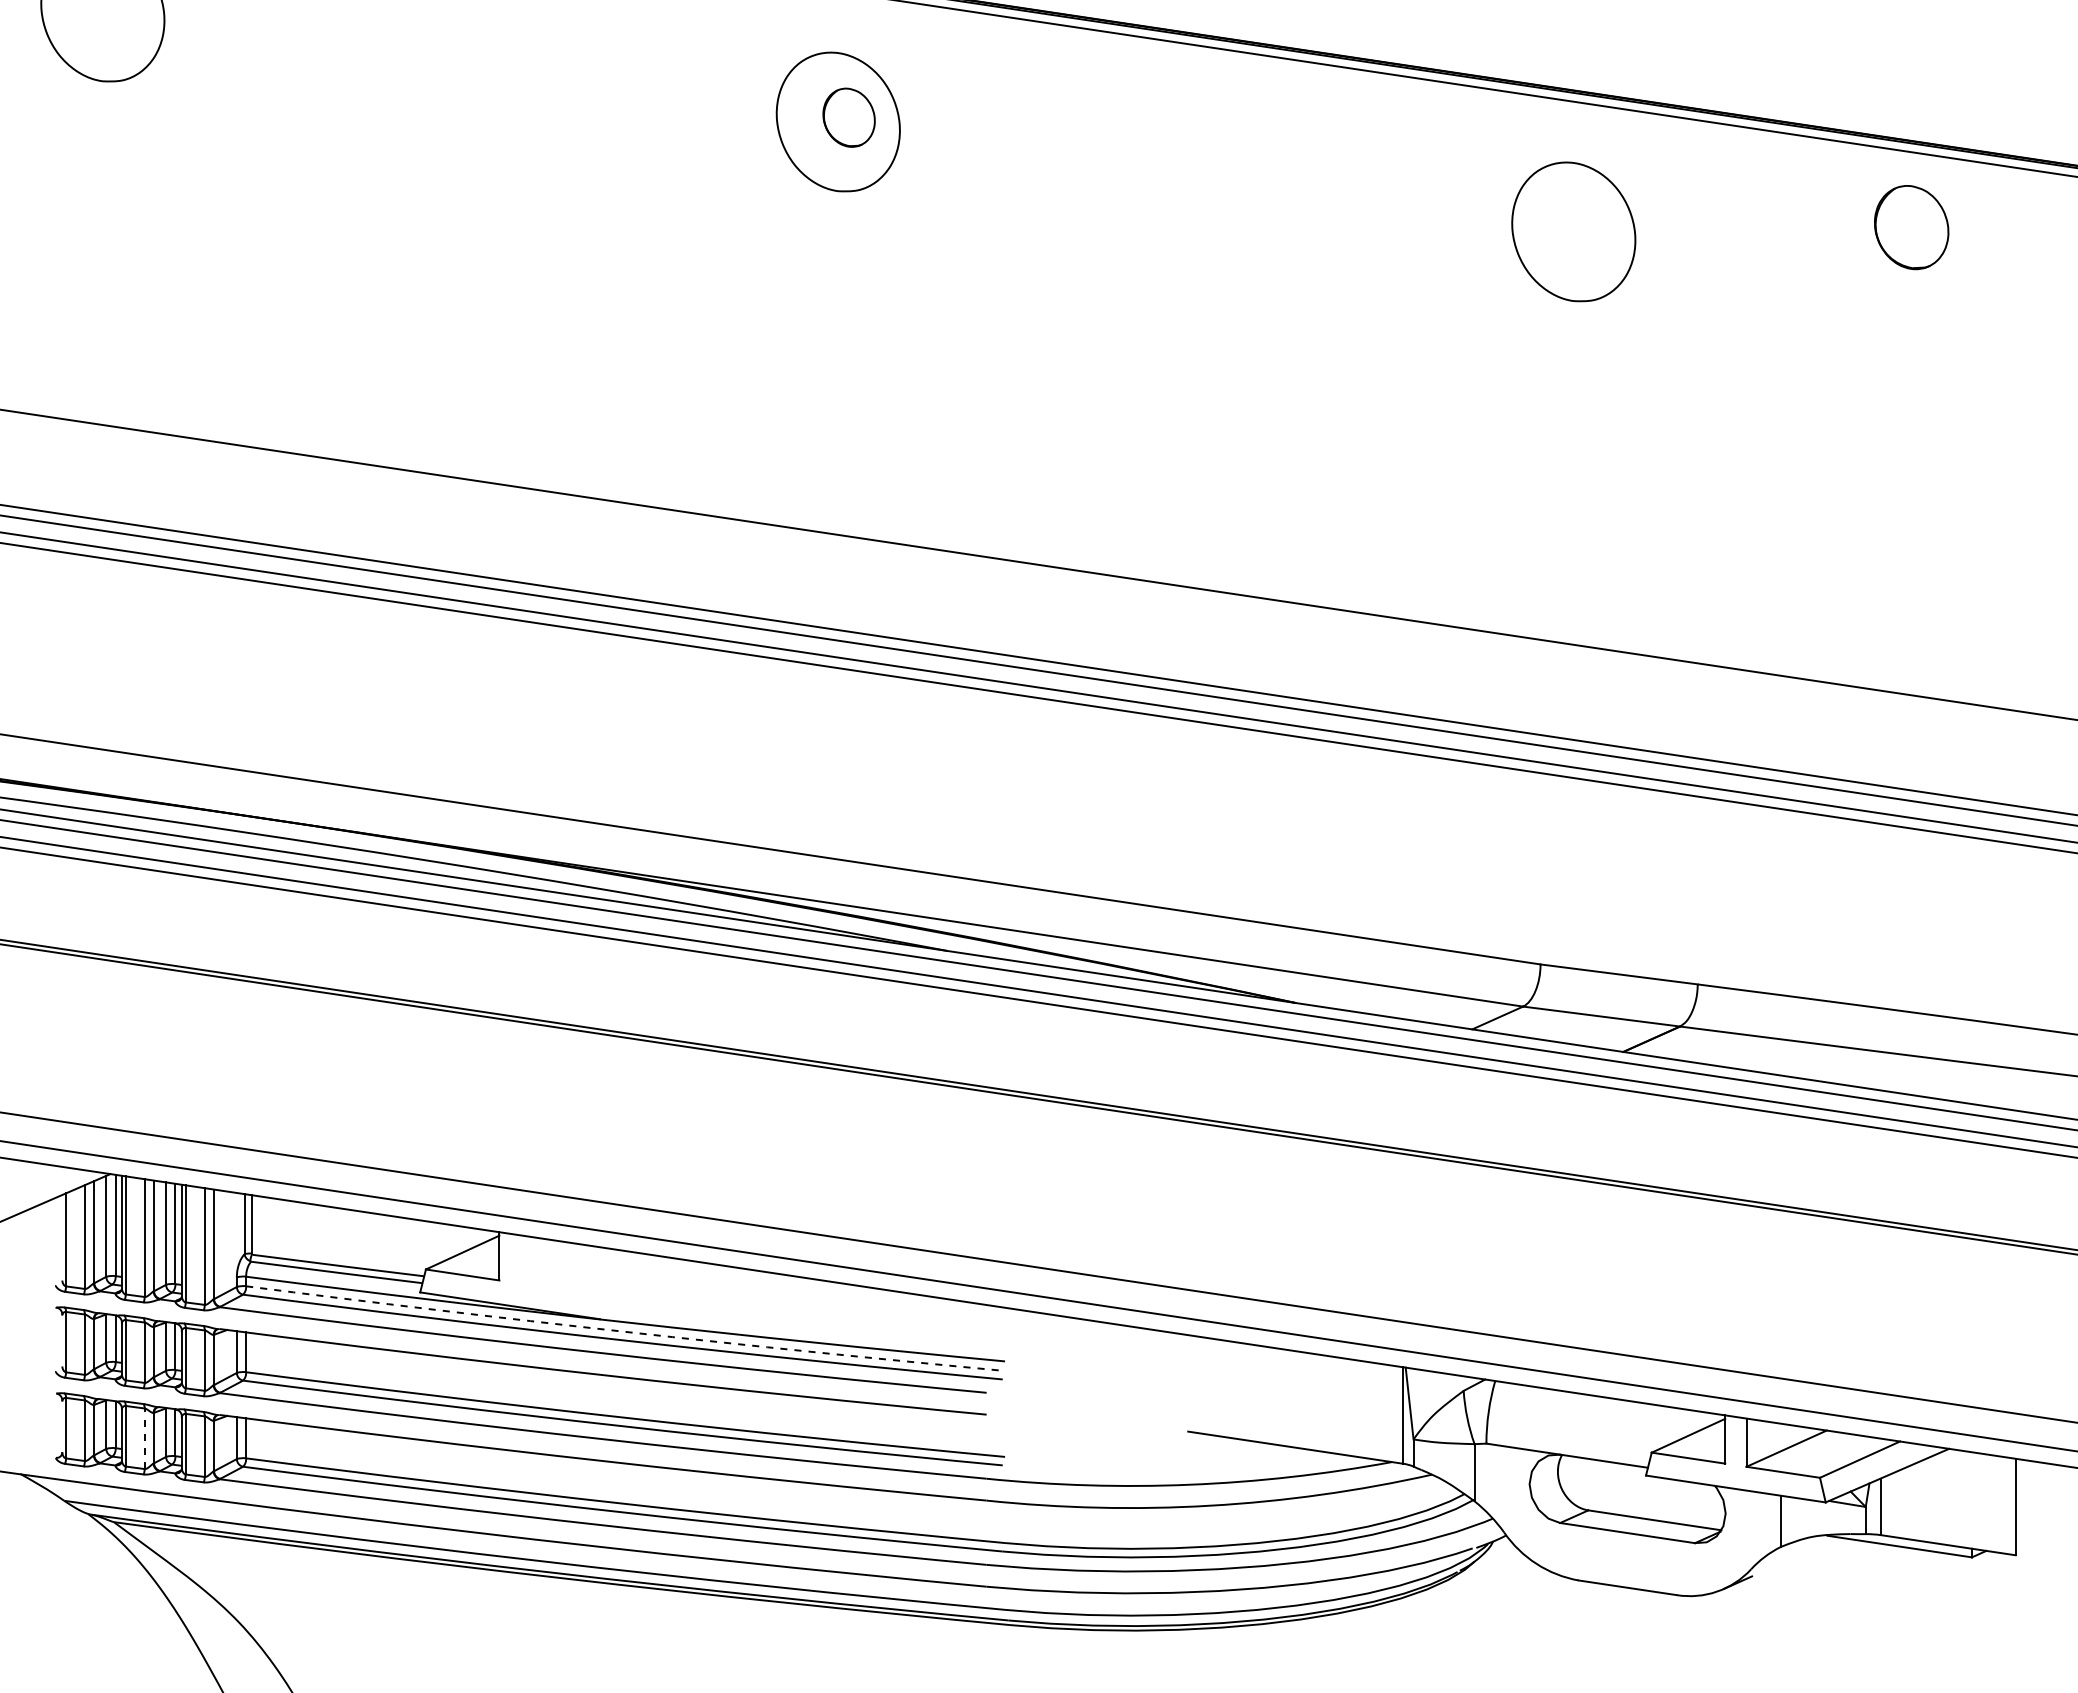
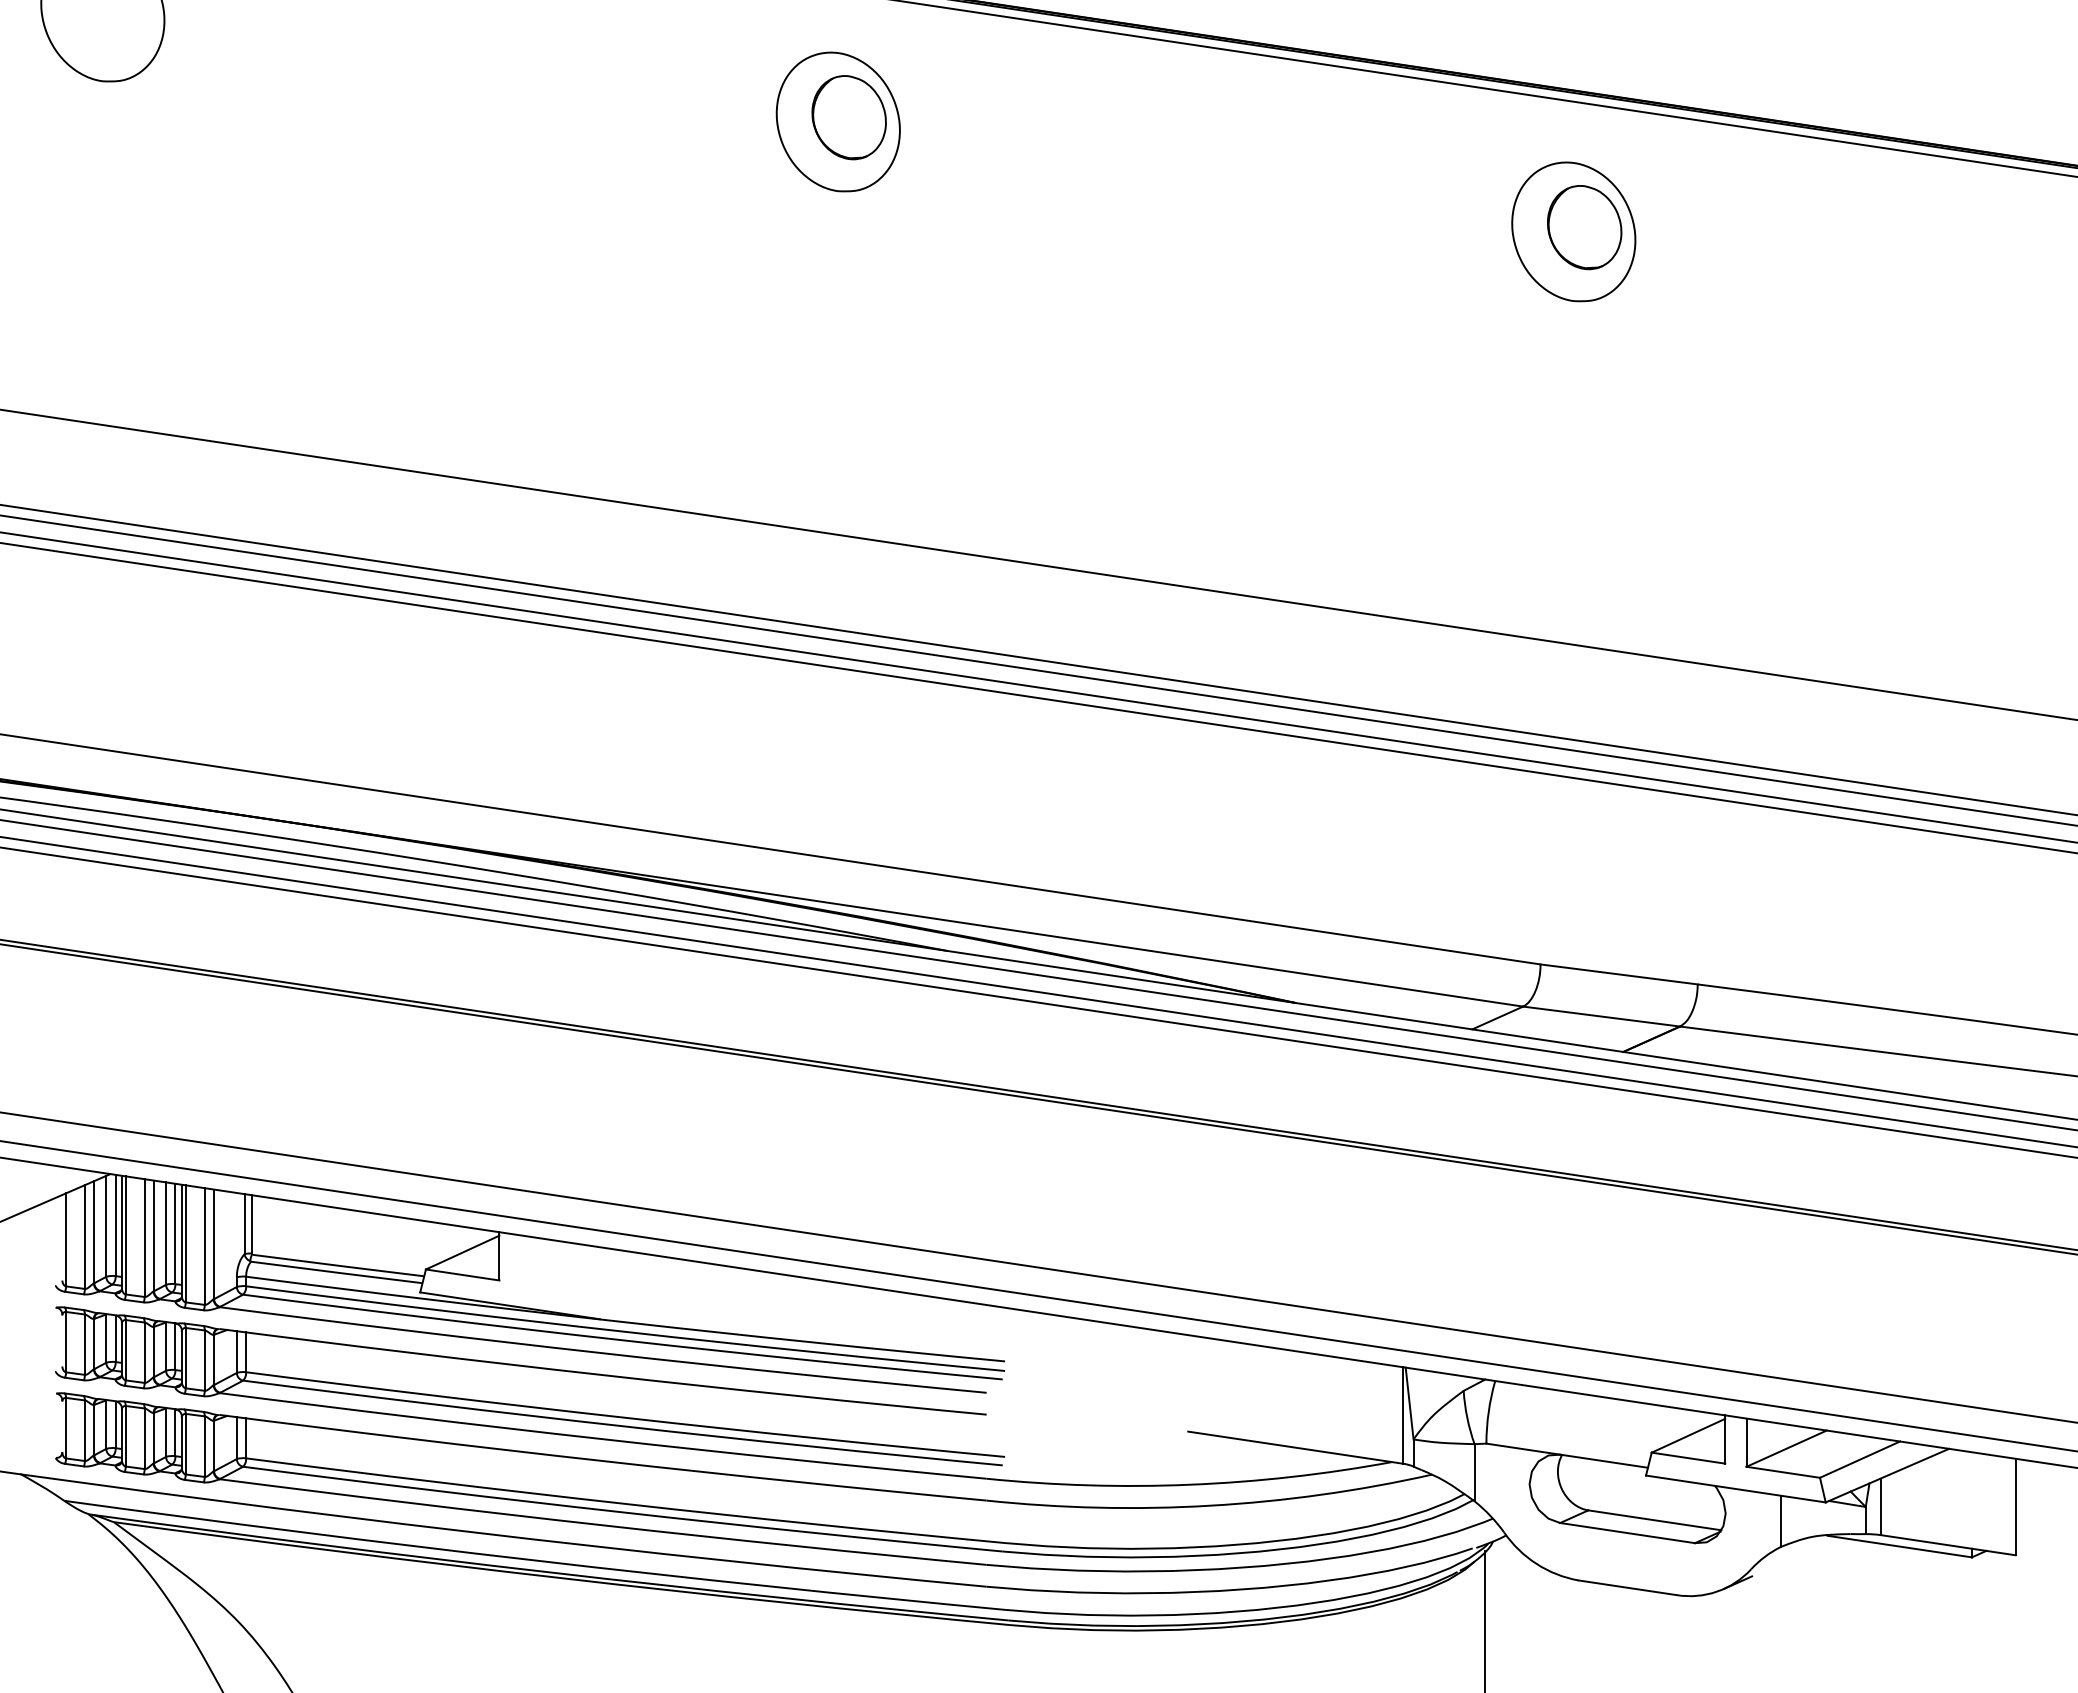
part size: 54x61 px -> 76x86 px (848, 117)
part position: (1911, 227) -> (1584, 227) (1584, 227)
arc: dashed -> solid (625, 1331)
line: dashed -> solid (144, 1438)
line: none -> present (1485, 1620)
